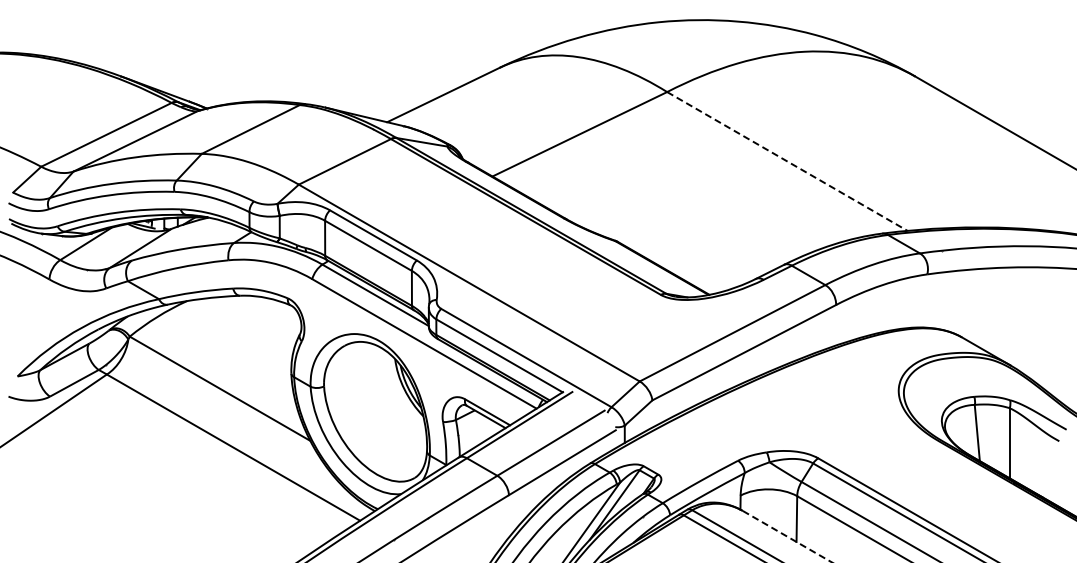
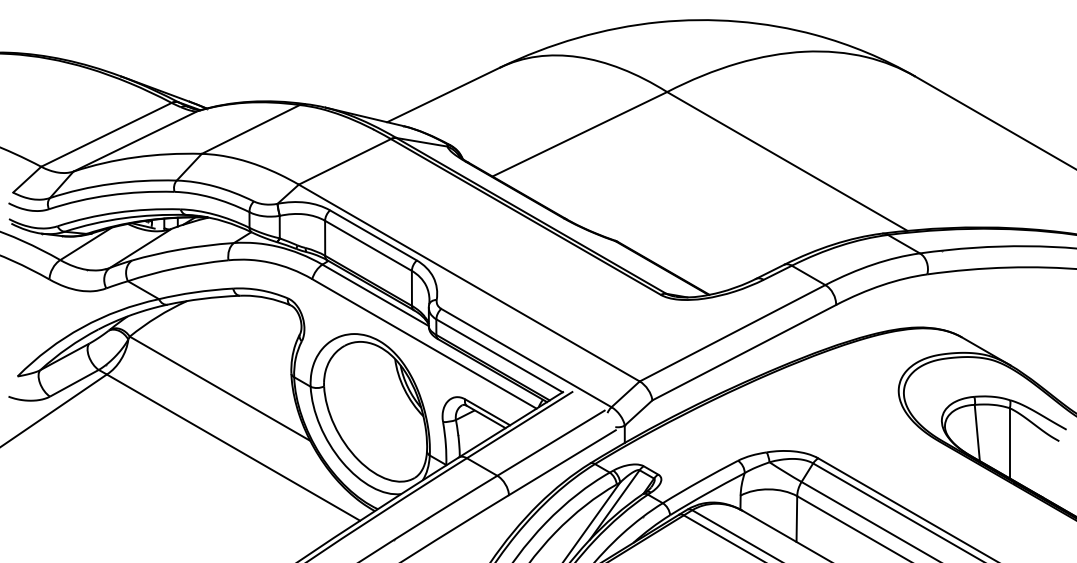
line: dashed -> solid (787, 161)
line: dashed -> solid (787, 536)
